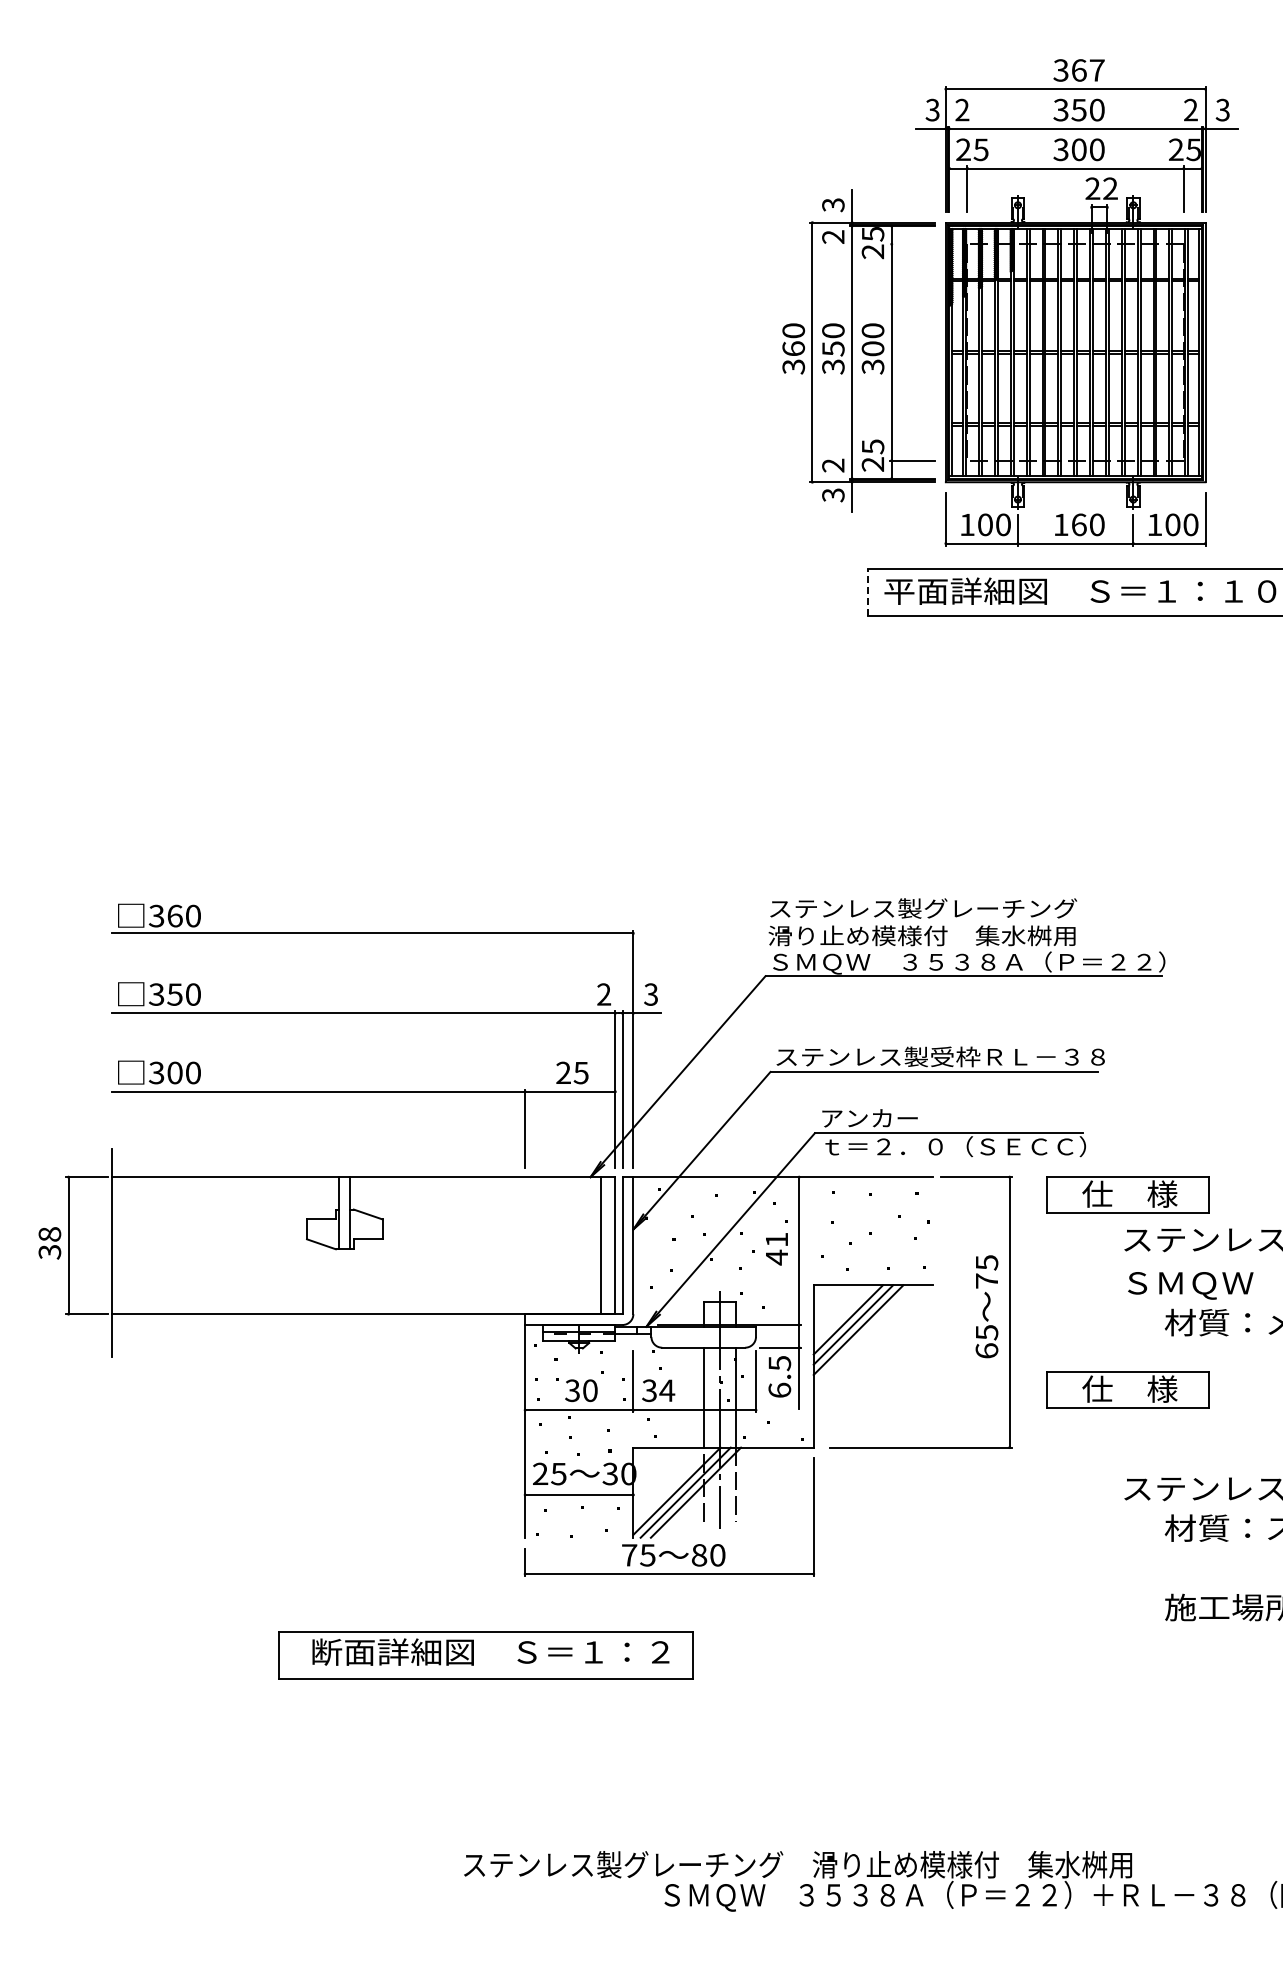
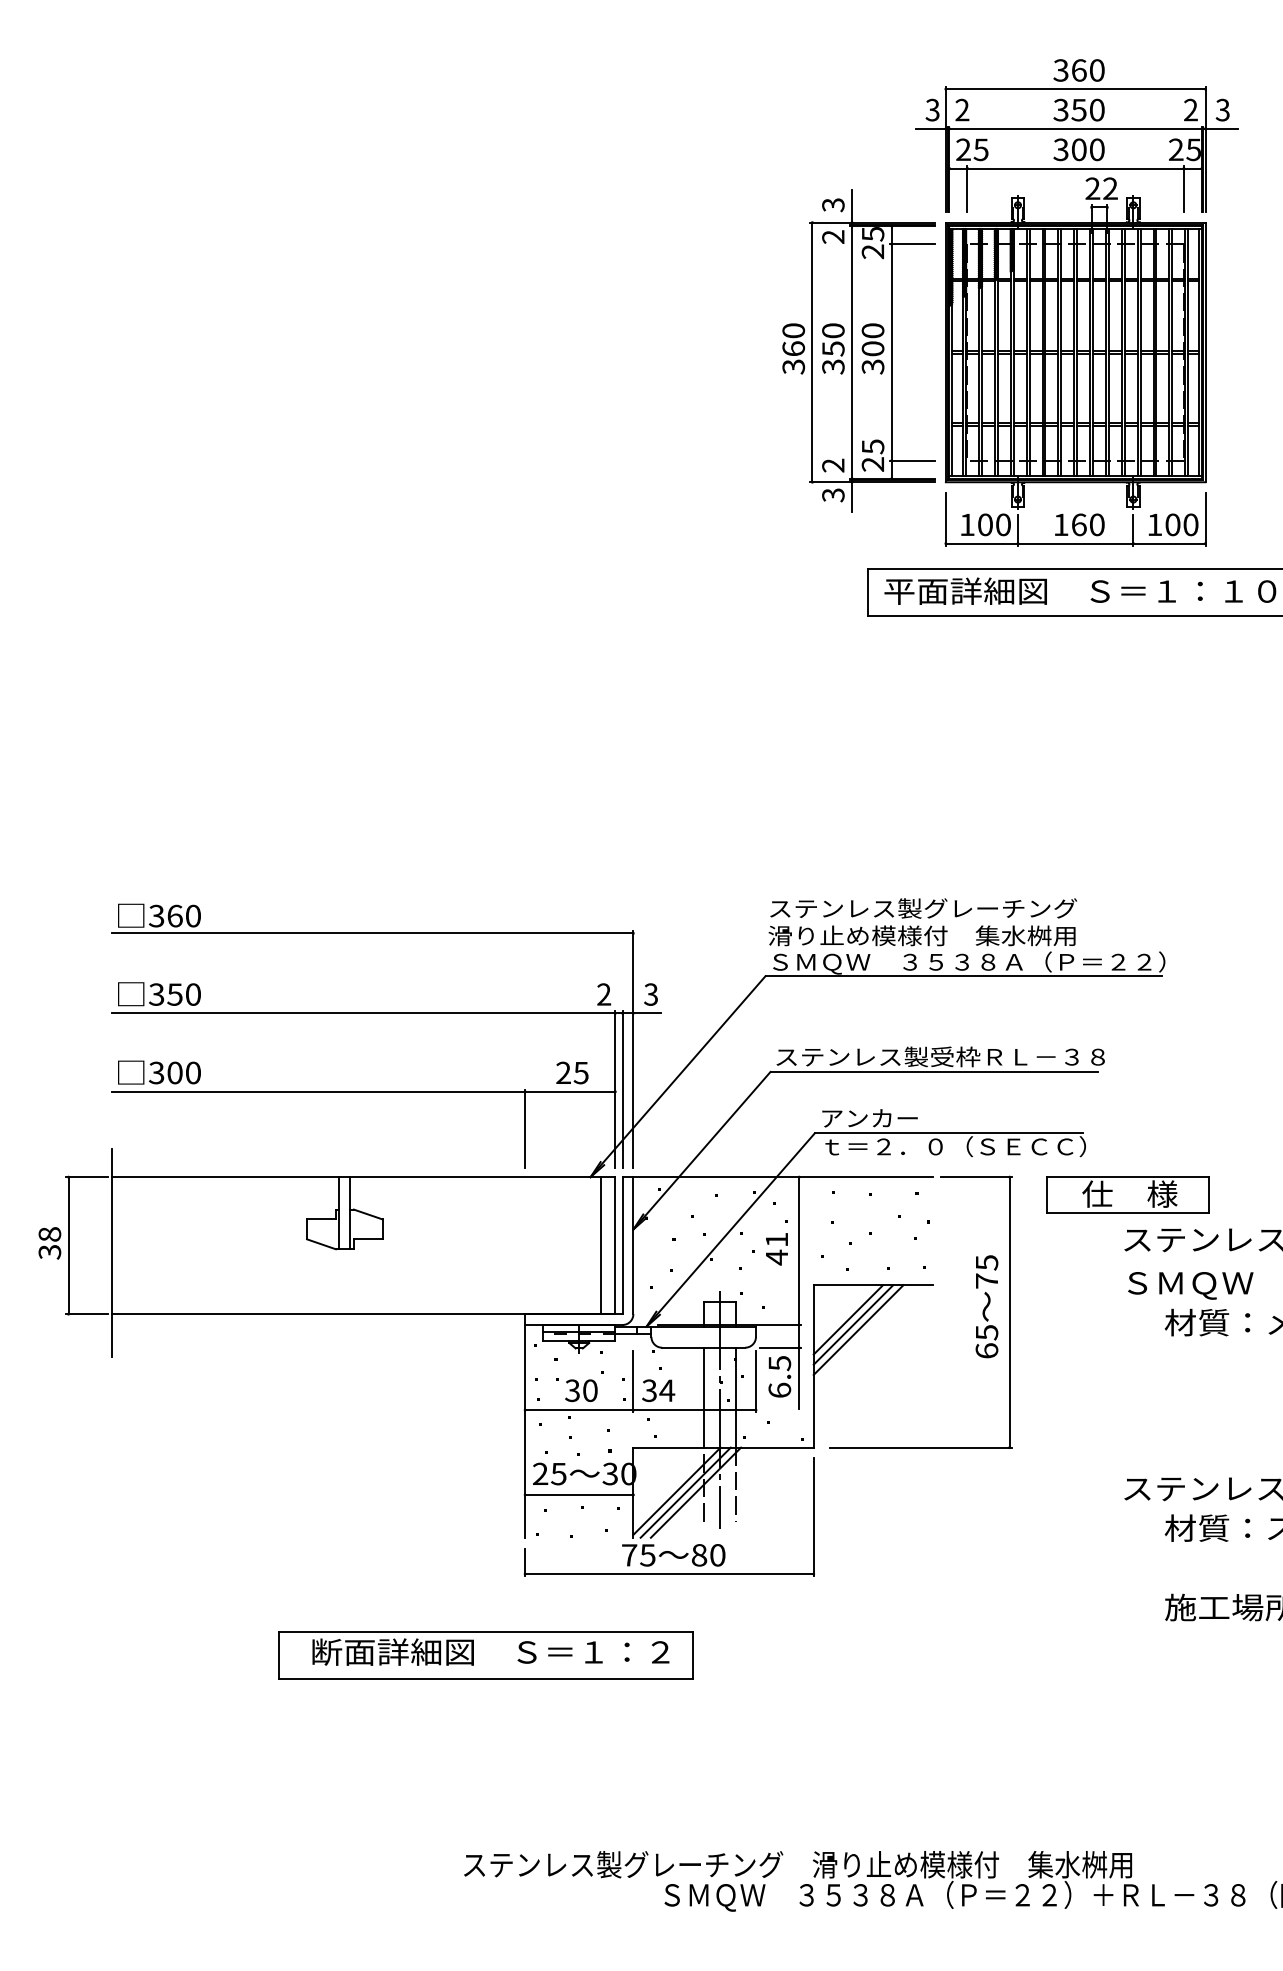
text: 367 -> 360 (1096, 70)
line: none -> present (912, 244)
line: dashed -> solid (868, 591)
part: present -> none (1127, 1389)
